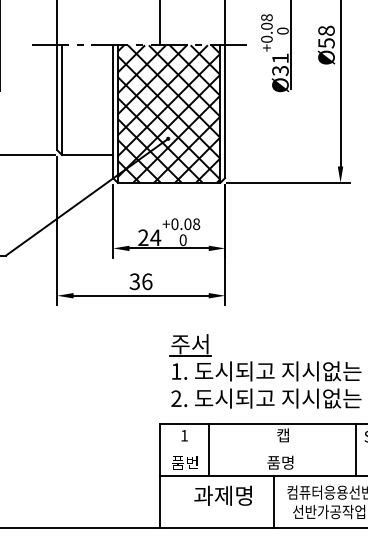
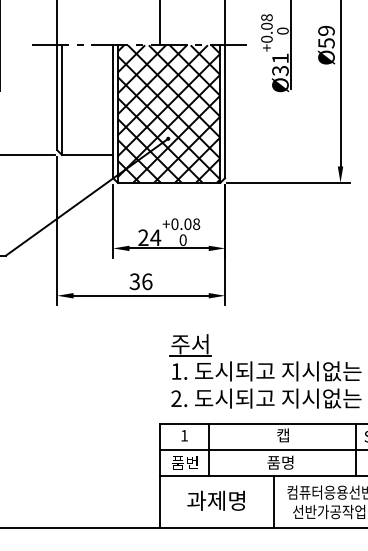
text: Ø58 -> Ø59 (326, 30)
line: none -> present (261, 450)
text position: (222, 495) -> (215, 500) (215, 500)
